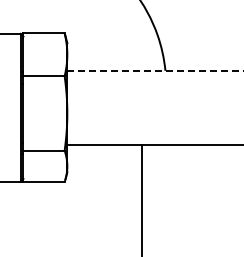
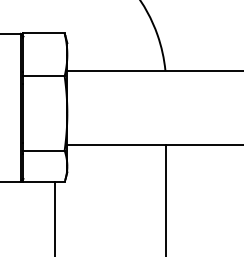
line: dashed -> solid (156, 70)
line position: (142, 198) -> (166, 198) (166, 198)
line: none -> present (55, 217)
